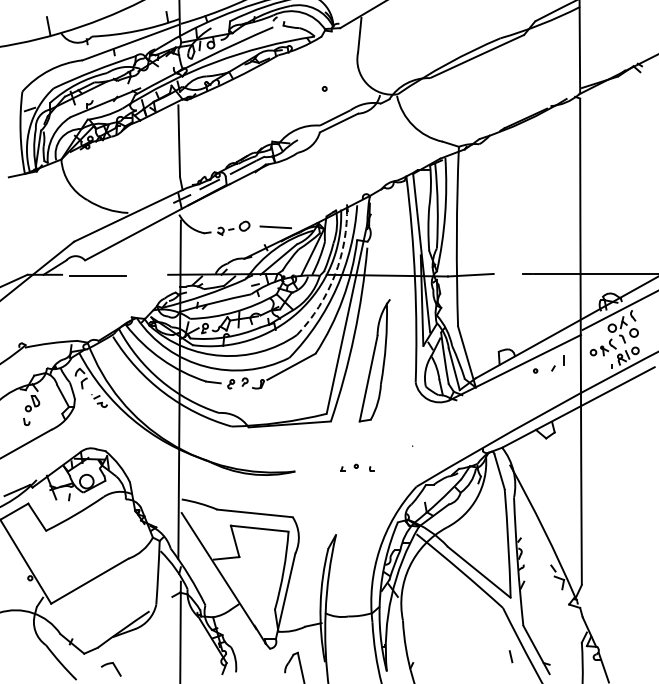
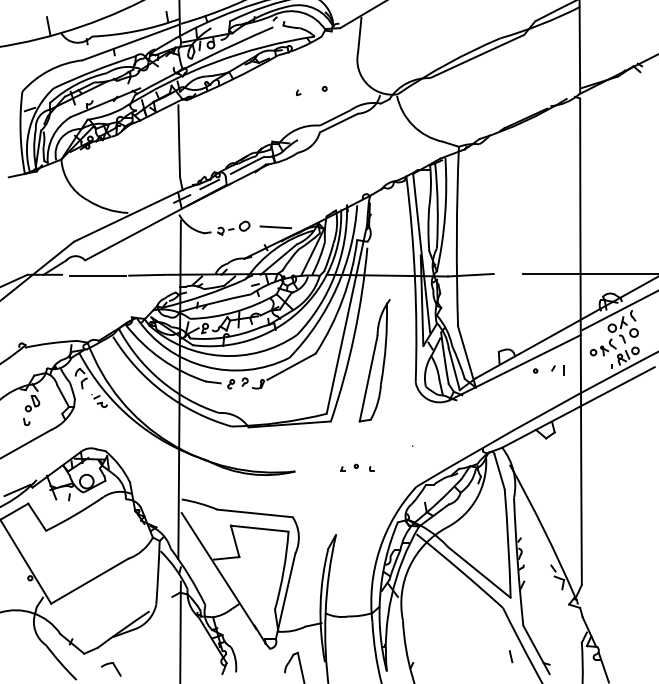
part: none -> present (298, 92)
line: none -> present (147, 274)
arc: dashed -> solid (334, 275)
line position: (563, 360) -> (563, 370) (563, 370)
